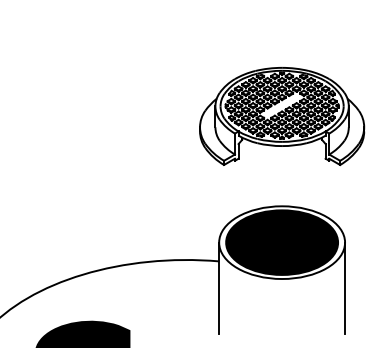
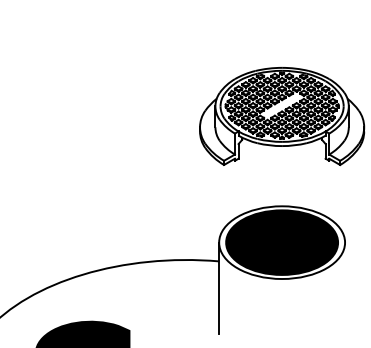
line: present -> none (345, 288)
